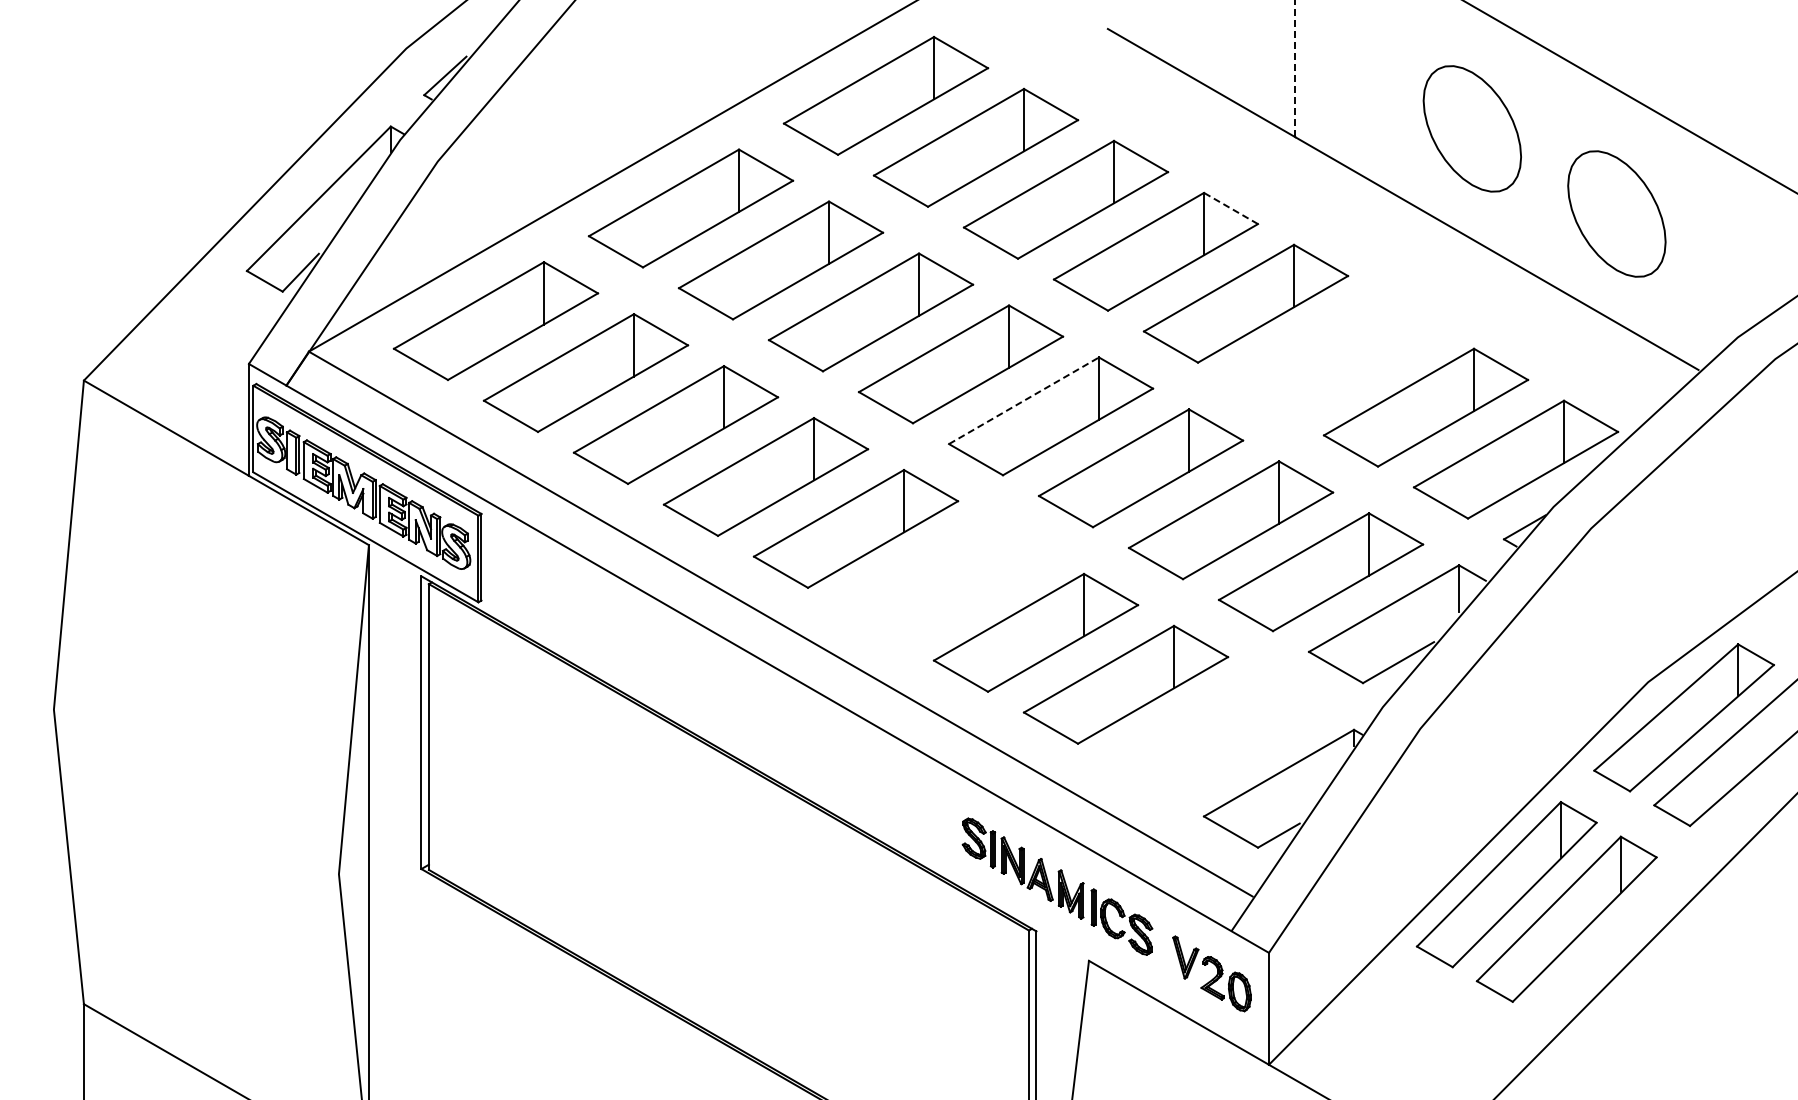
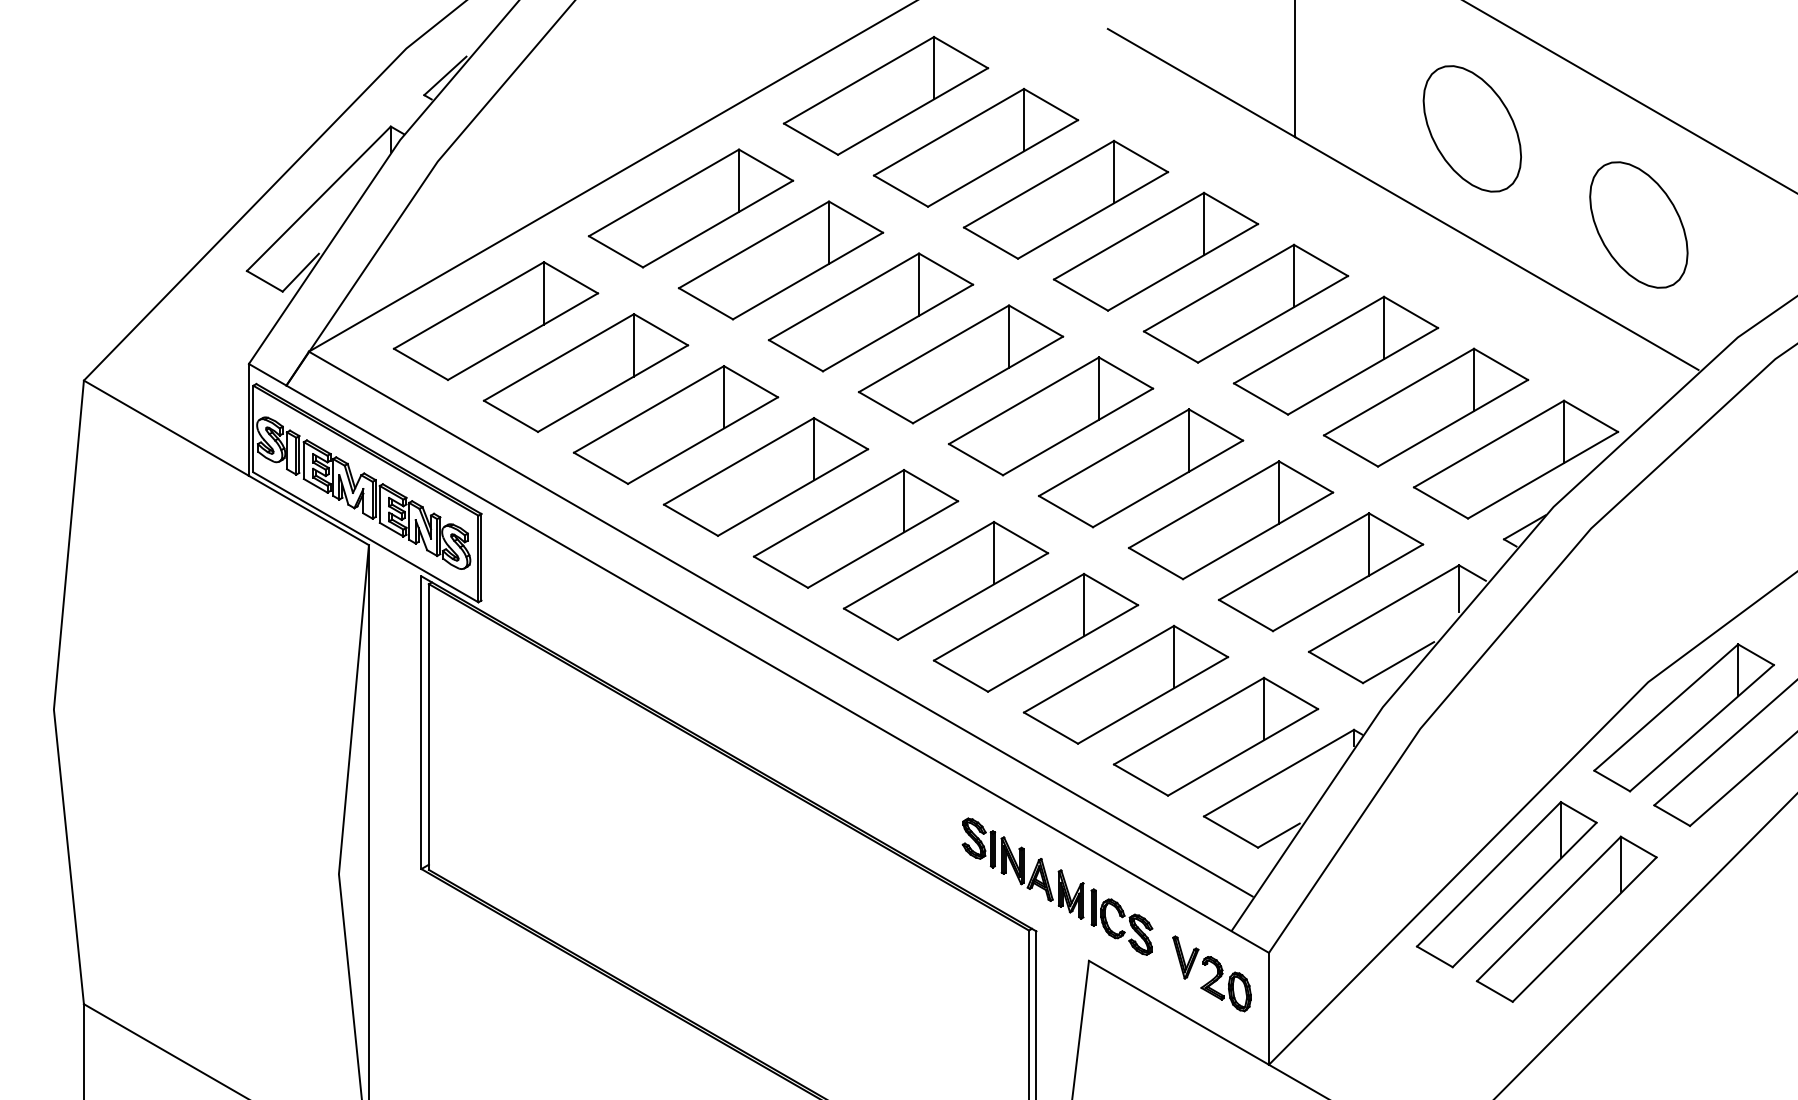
line: dashed -> solid (1295, 68)
line: dashed -> solid (1230, 208)
part position: (1616, 213) -> (1638, 224) (1638, 224)
part: none -> present (1335, 355)
line: dashed -> solid (1024, 400)
part: none -> present (945, 580)
part: none -> present (1215, 736)
